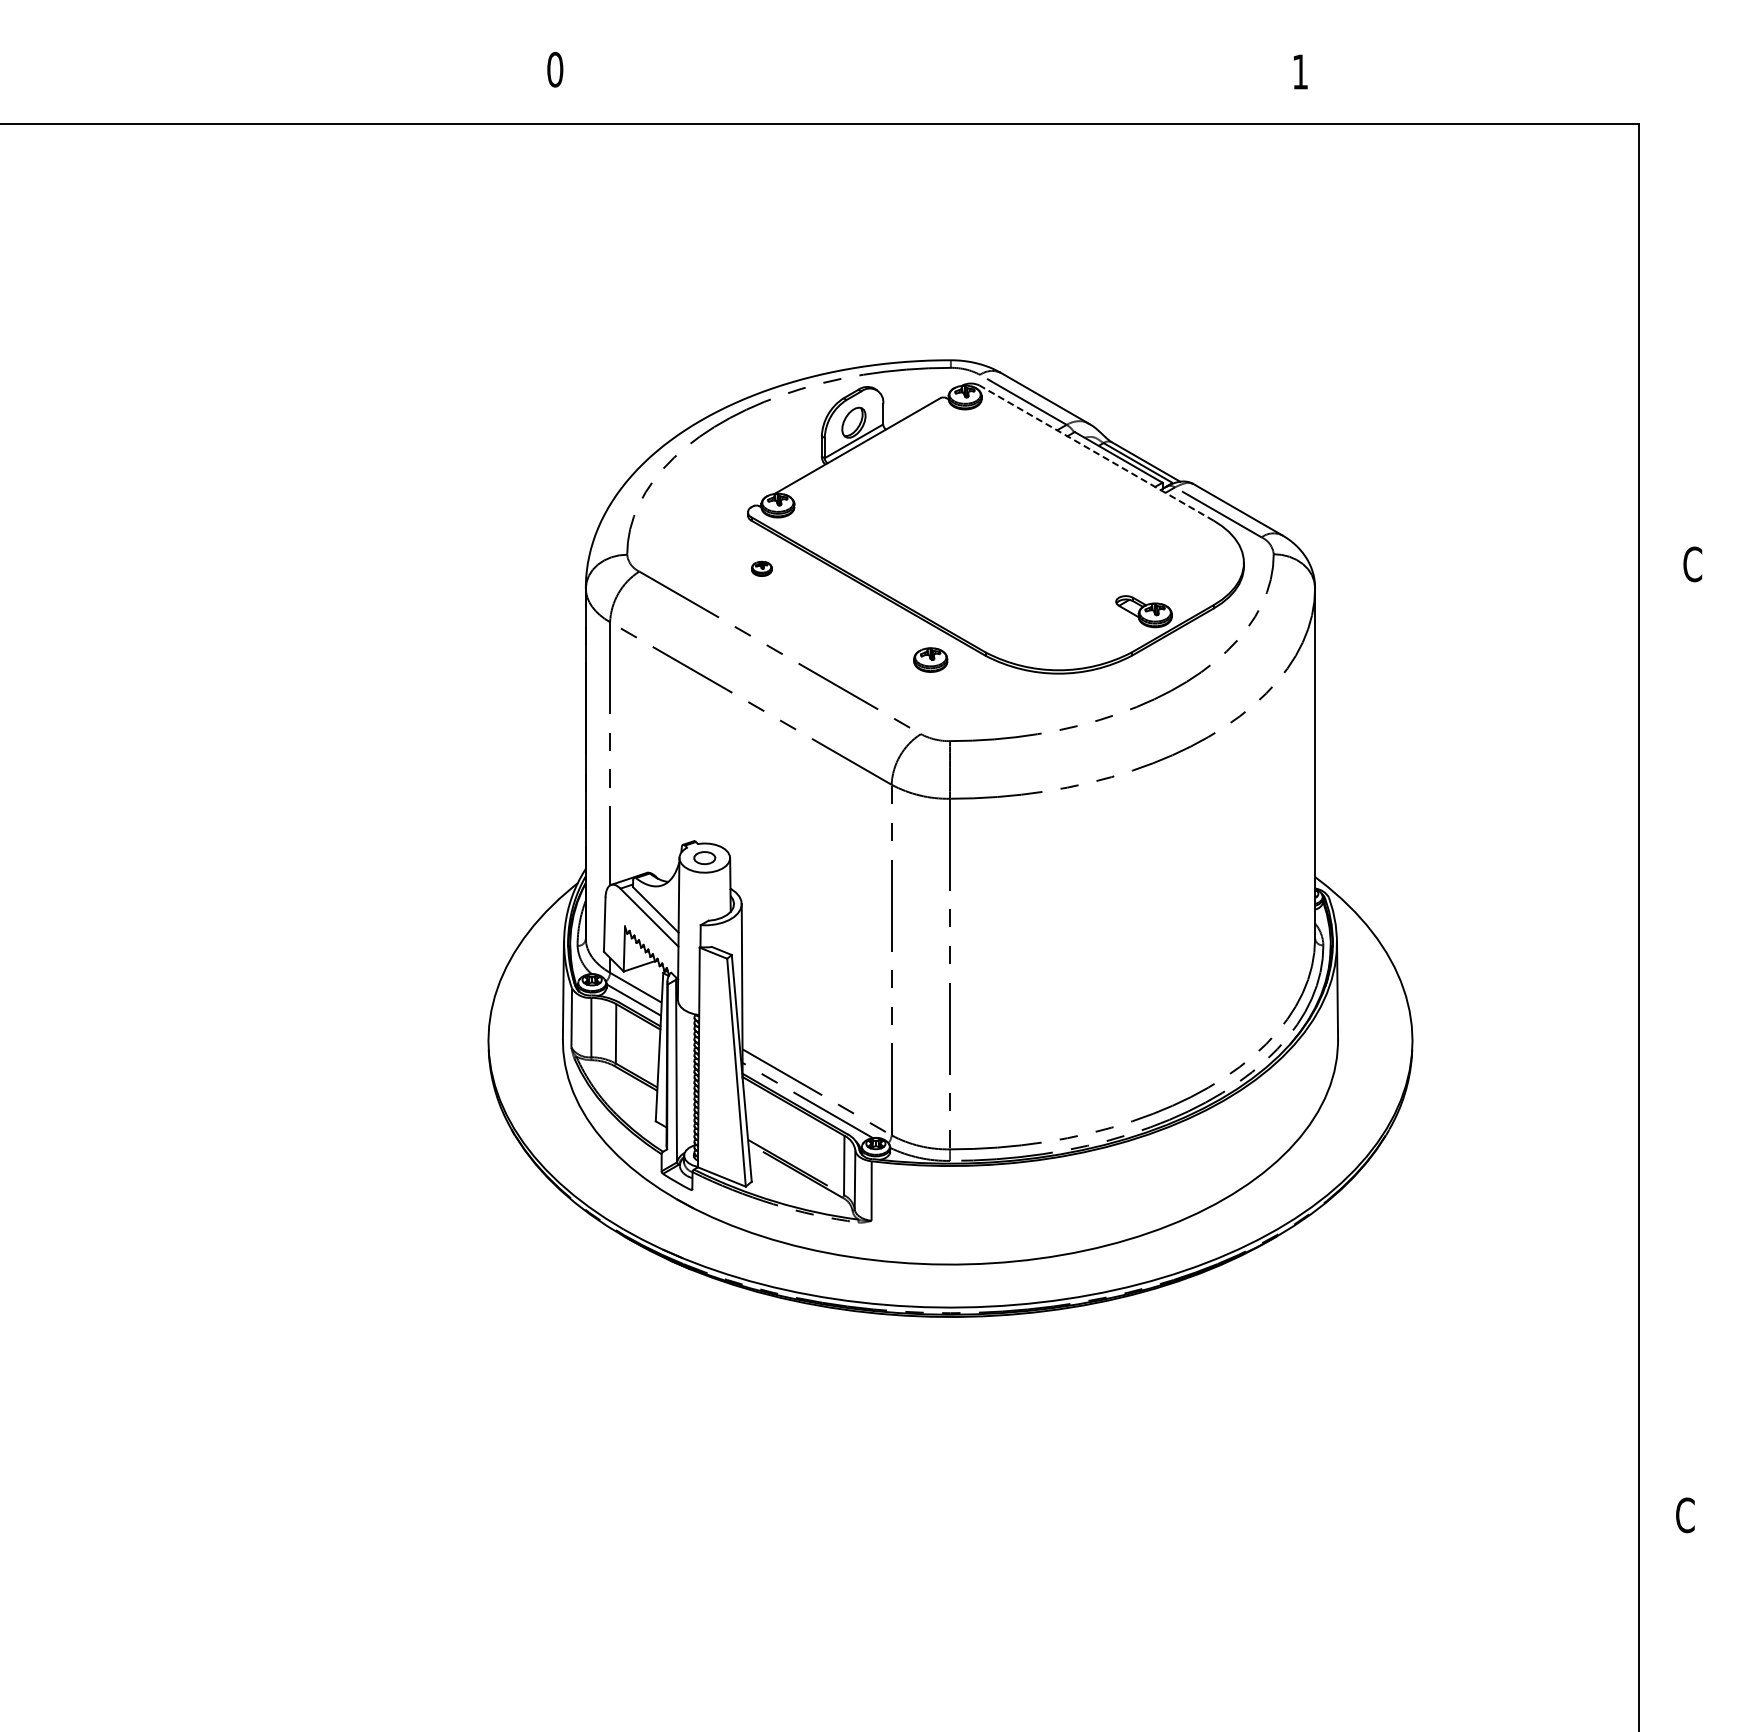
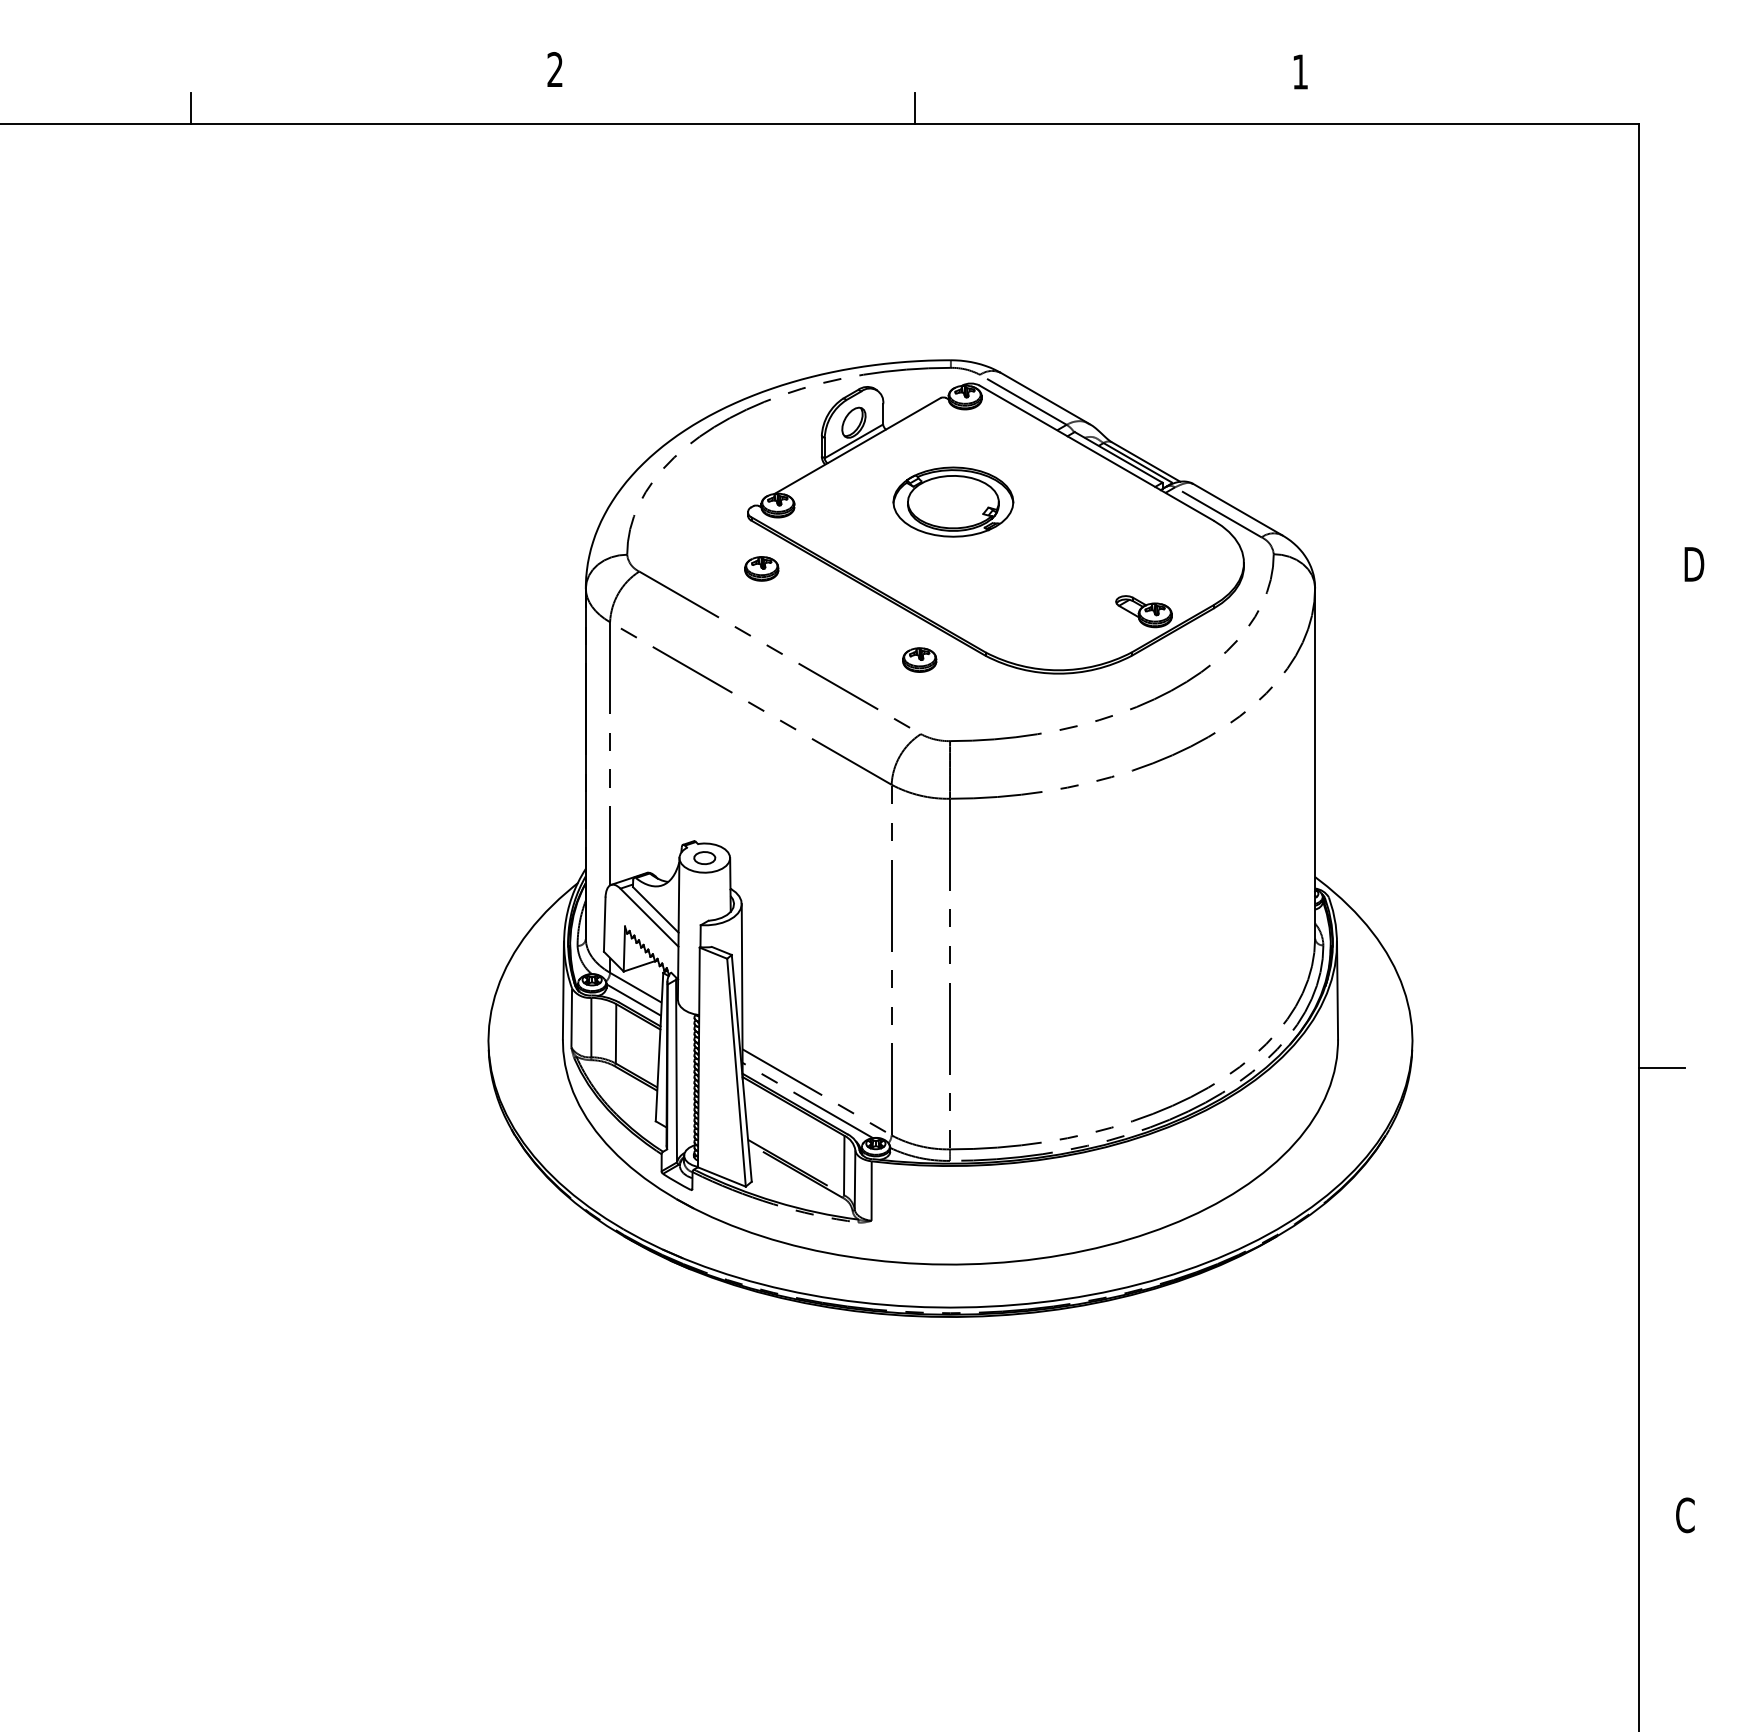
text: 0 -> 2 (555, 69)
line: none -> present (191, 107)
line: none -> present (915, 107)
line: dashed -> solid (1096, 452)
part: none -> present (953, 501)
text: C -> D (1693, 564)
part size: 22x17 px -> 36x26 px (761, 568)
part position: (930, 659) -> (919, 659) (919, 659)
line: none -> present (1662, 1067)
